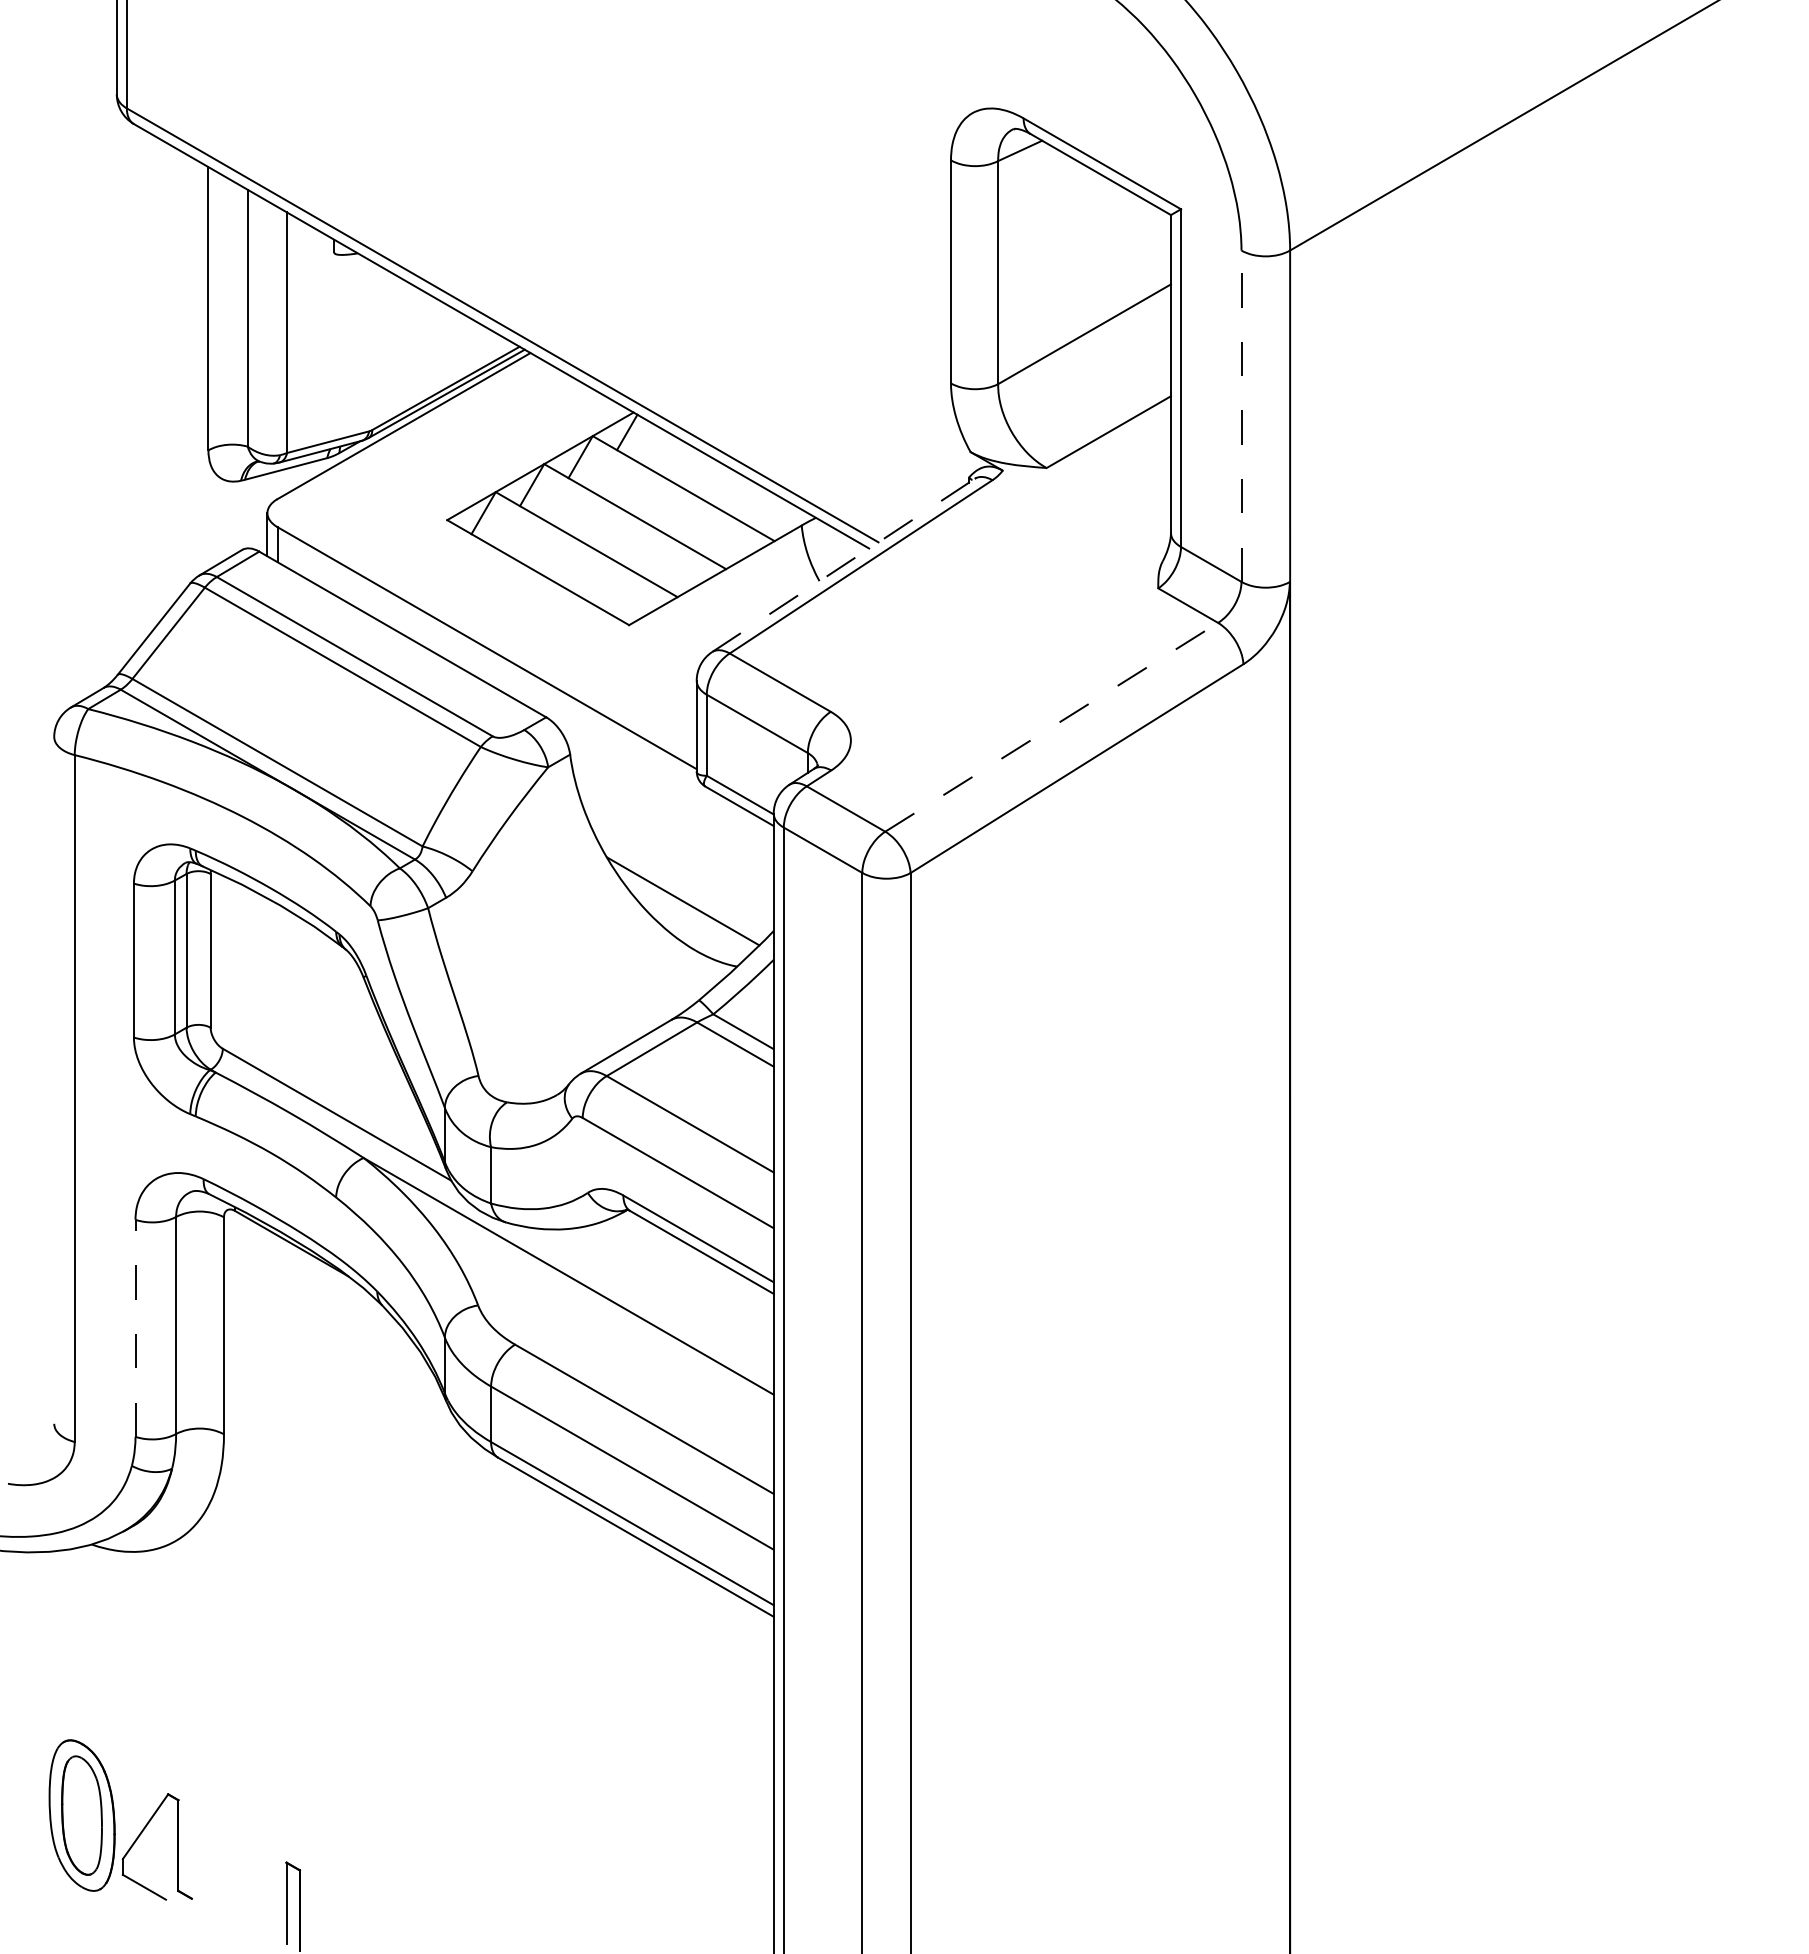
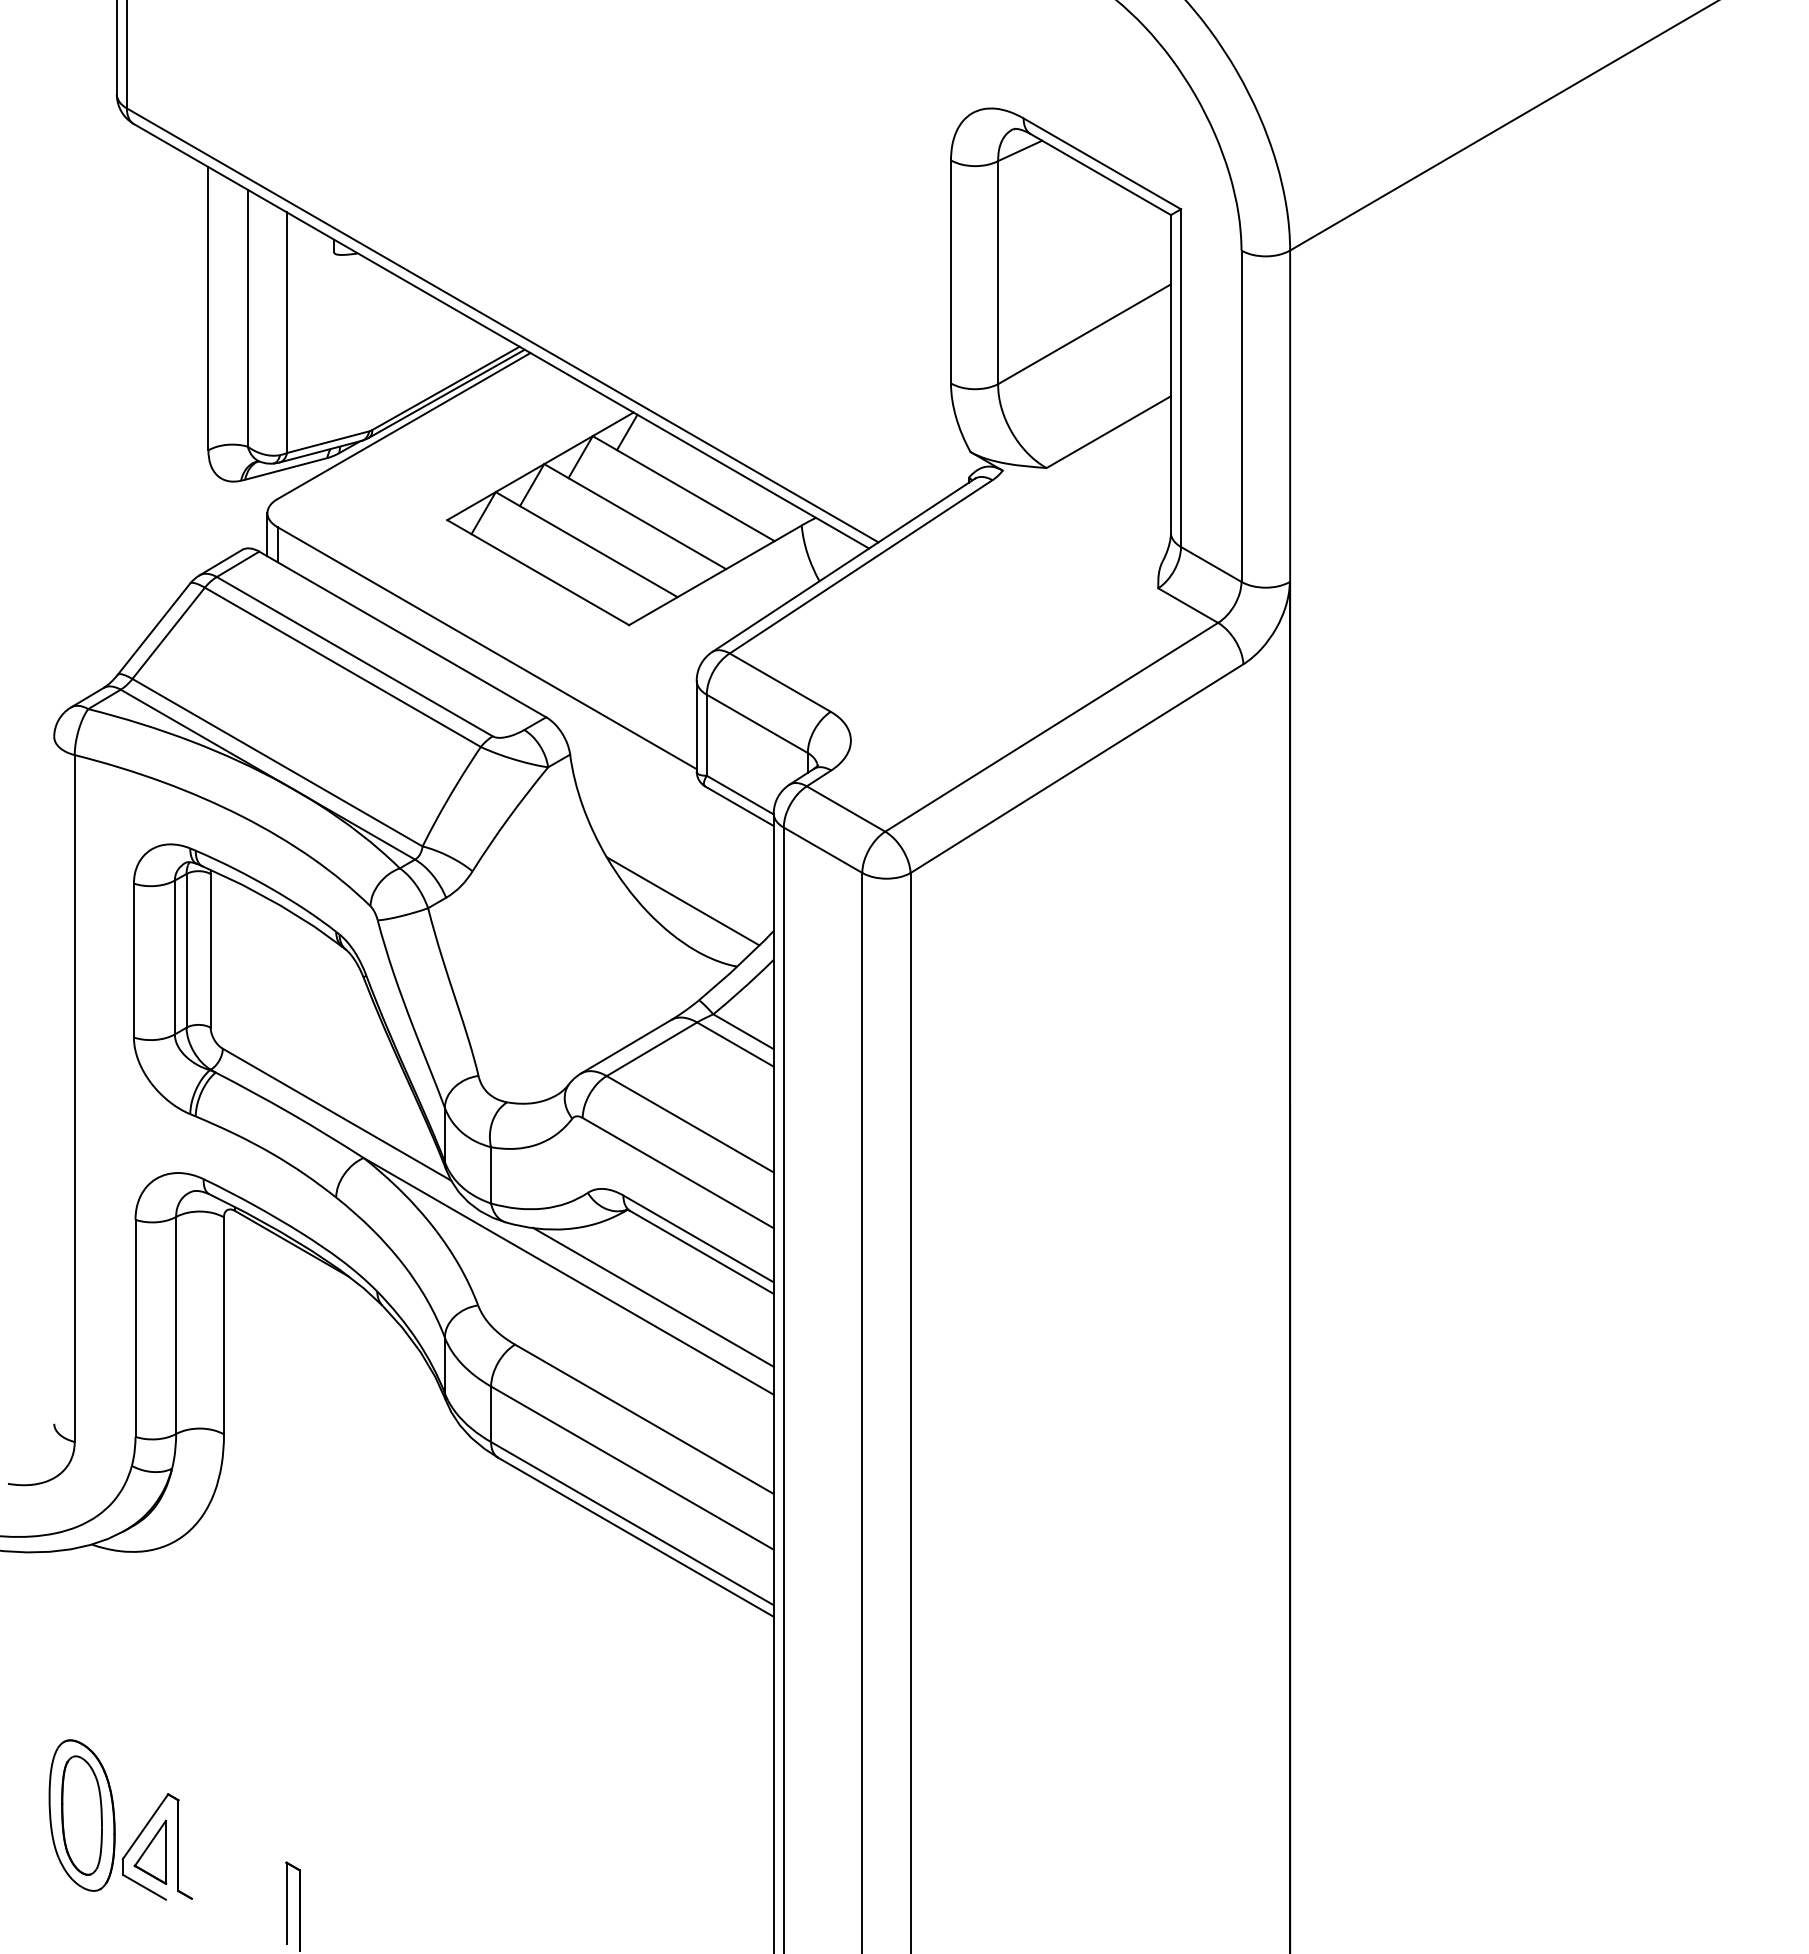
line: dashed -> solid (1241, 416)
line: dashed -> solid (843, 565)
line: dashed -> solid (1052, 727)
line: none -> present (652, 1296)
line: dashed -> solid (135, 1328)
part: none -> present (150, 1851)
